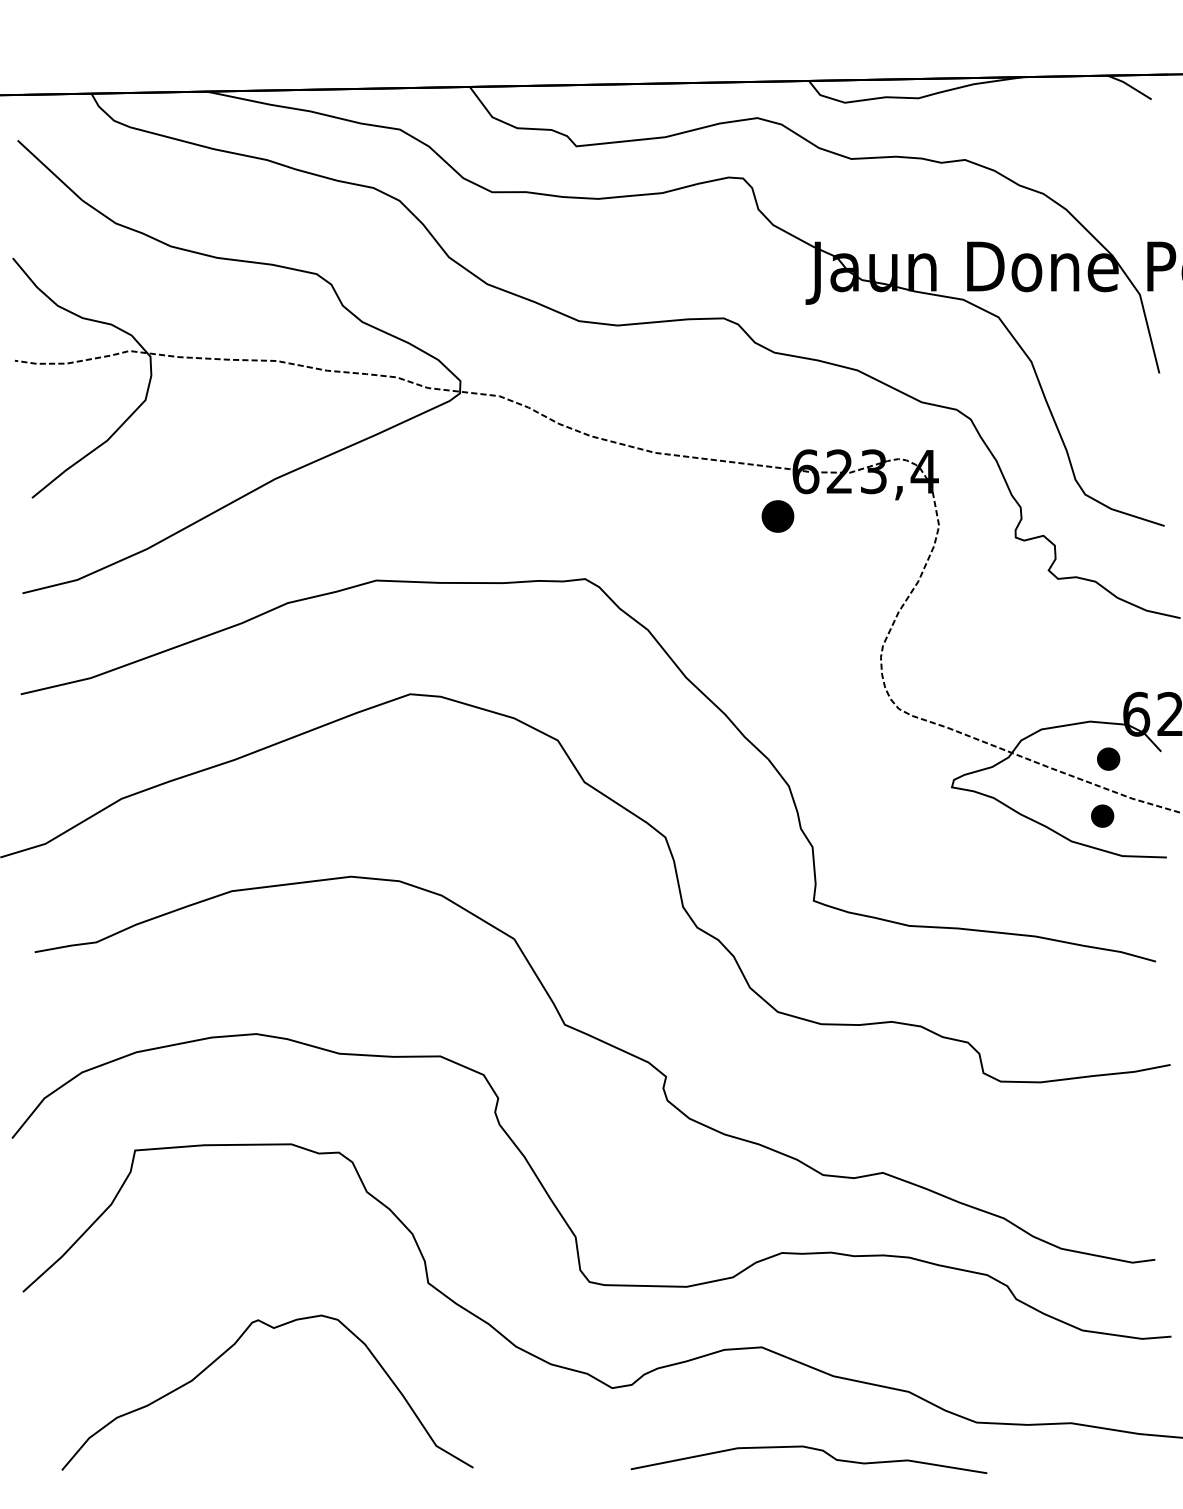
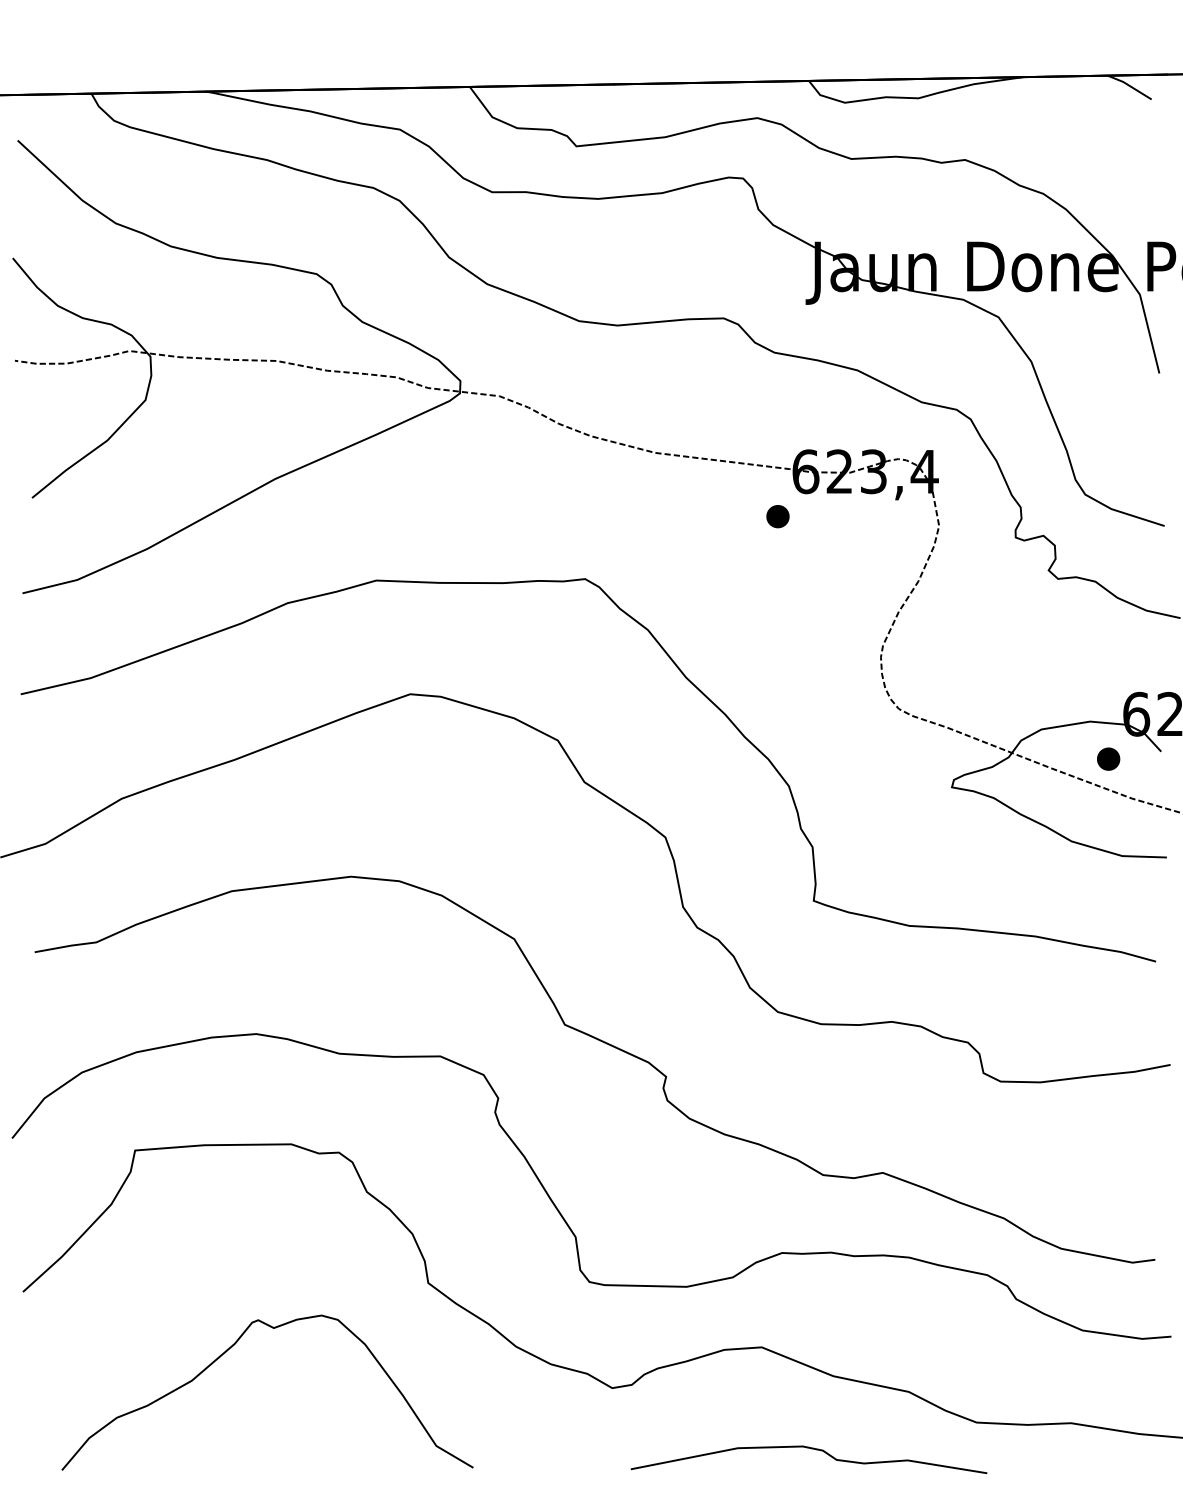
part size: 34x33 px -> 24x24 px (777, 516)
part: present -> none (1102, 815)
